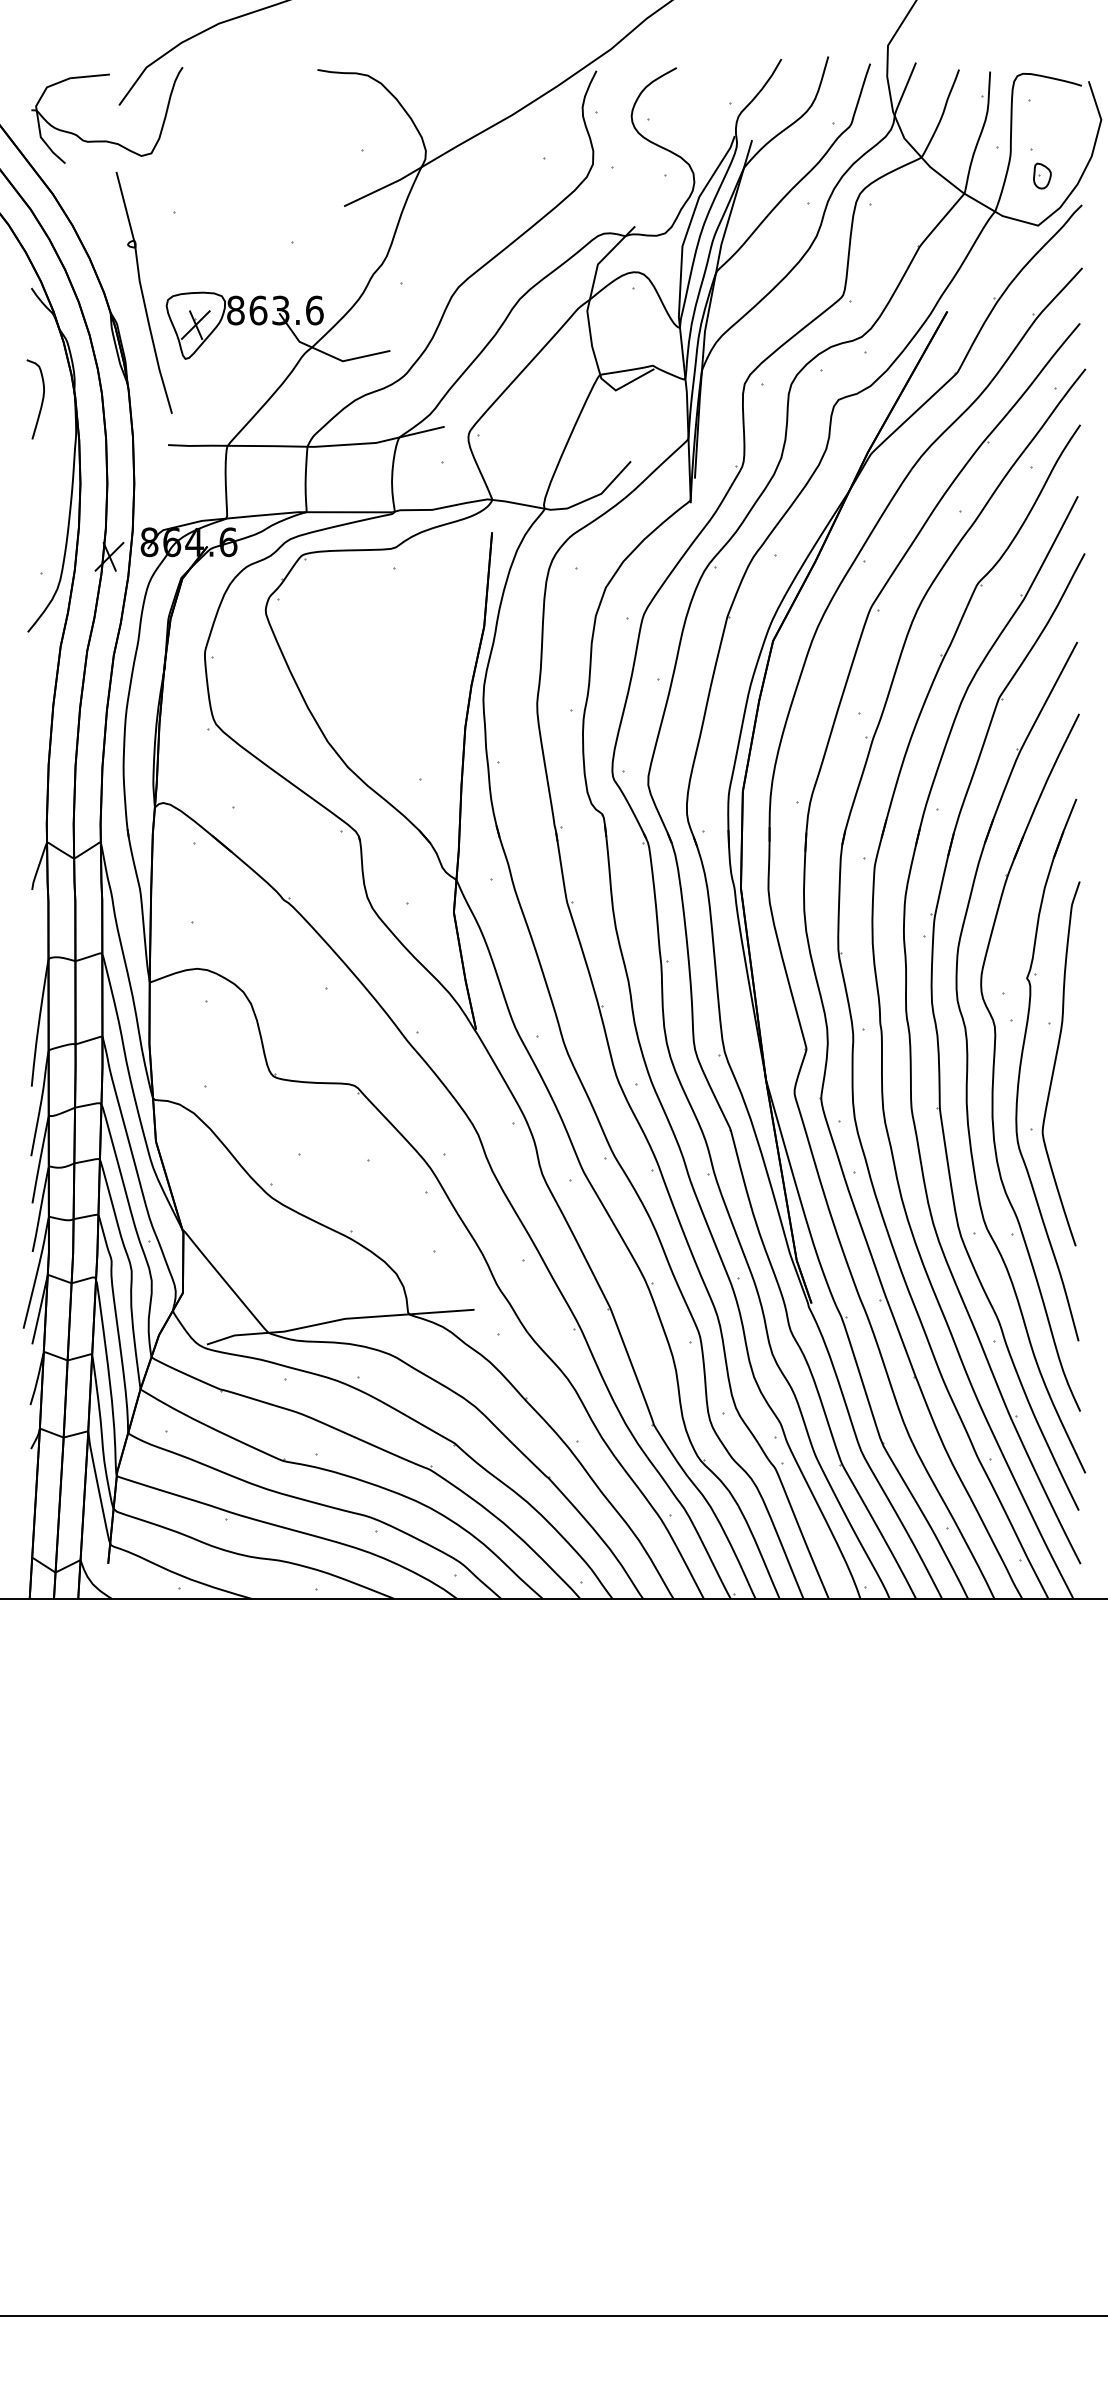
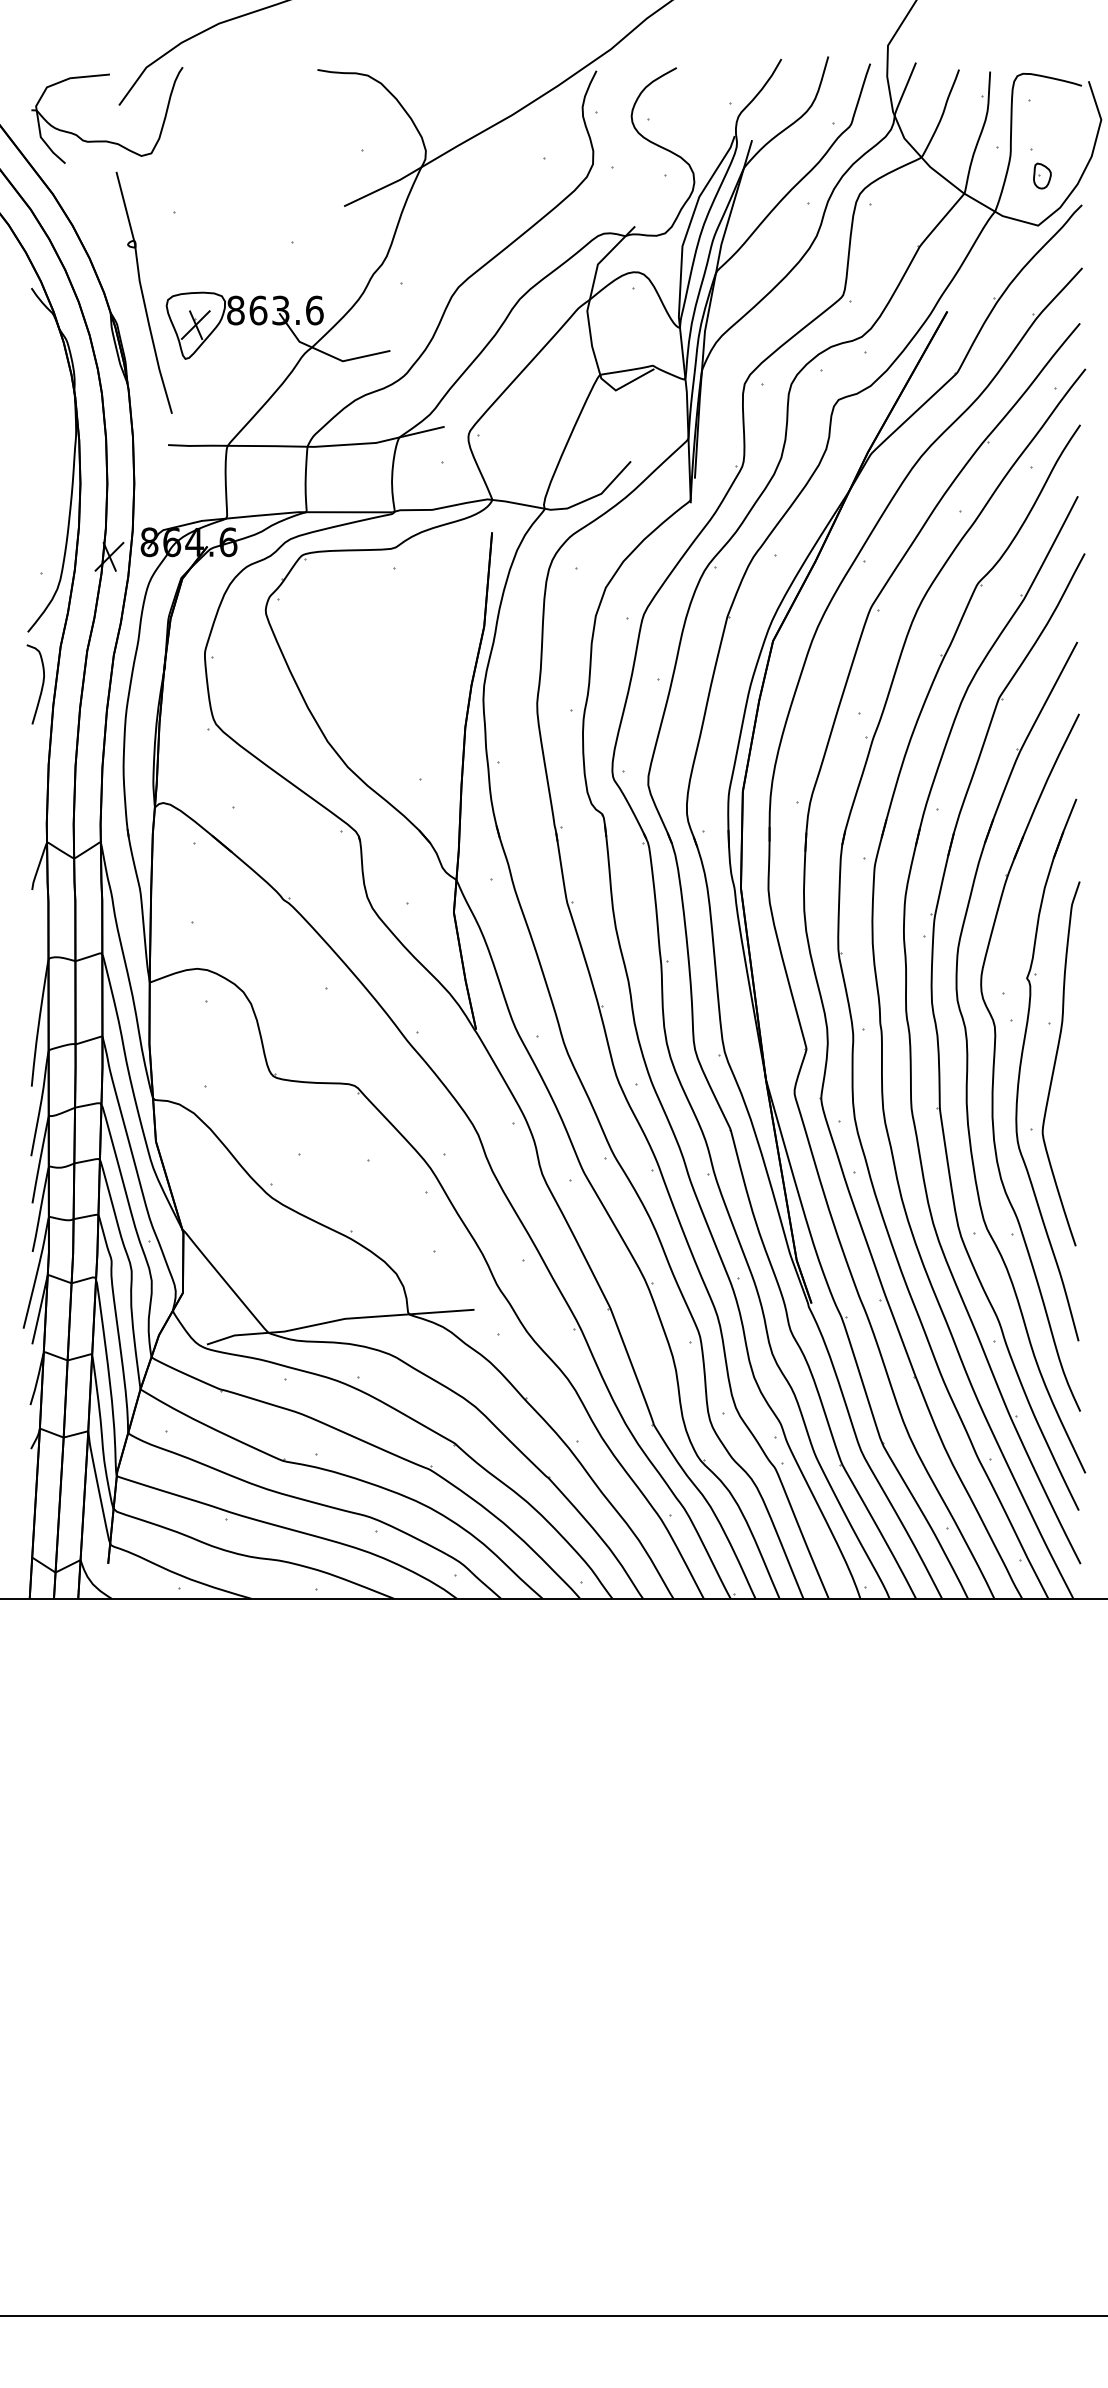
curve position: (41, 400) -> (41, 685) (41, 685)
